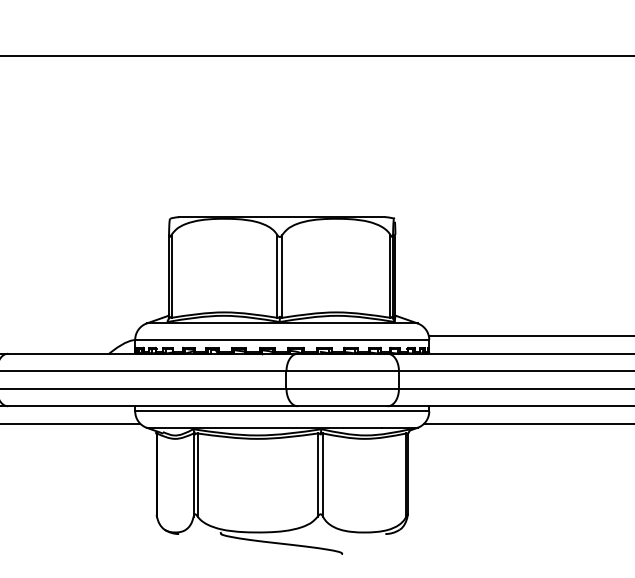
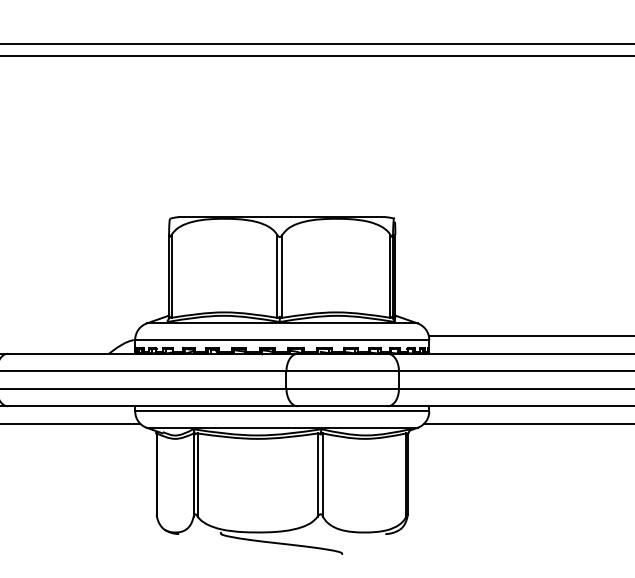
line: none -> present (316, 43)
